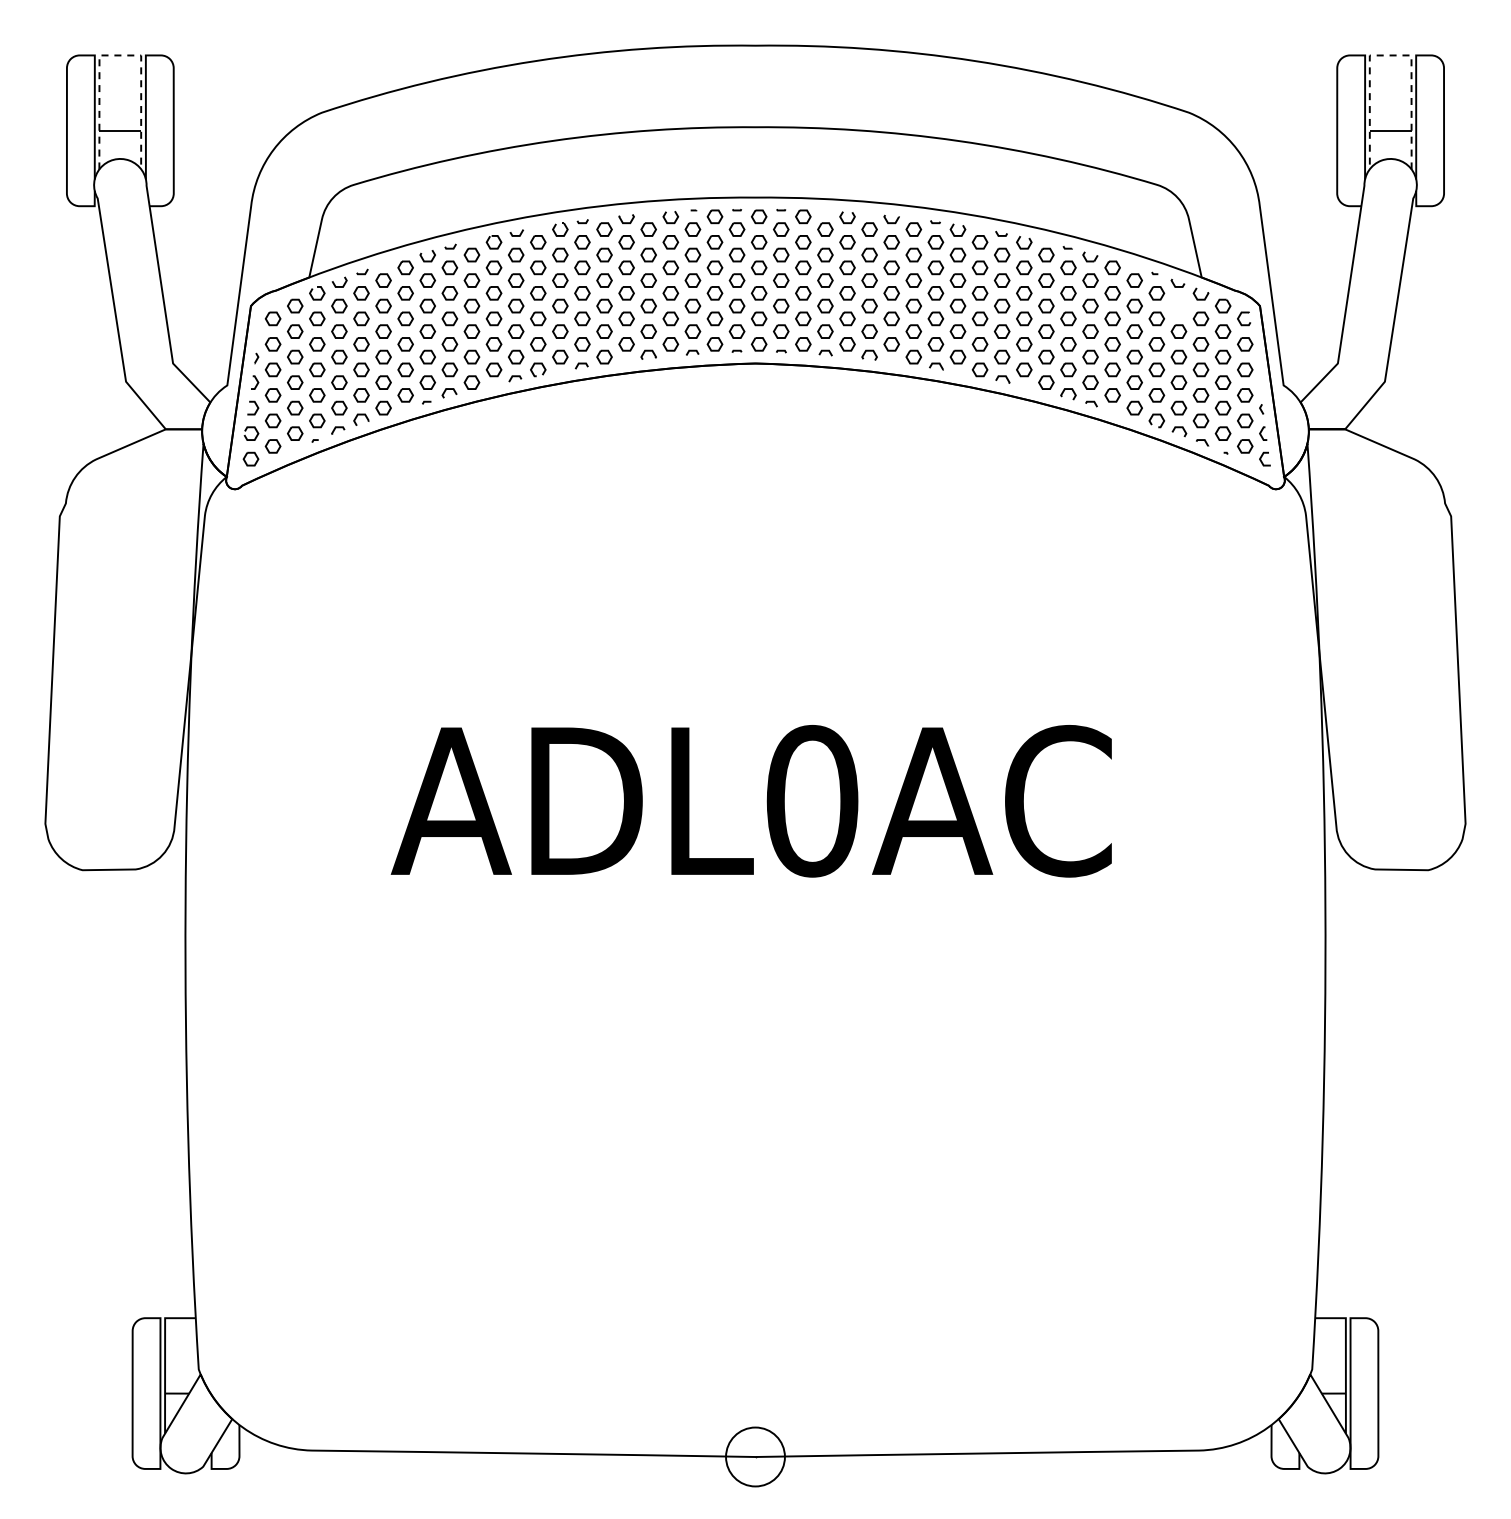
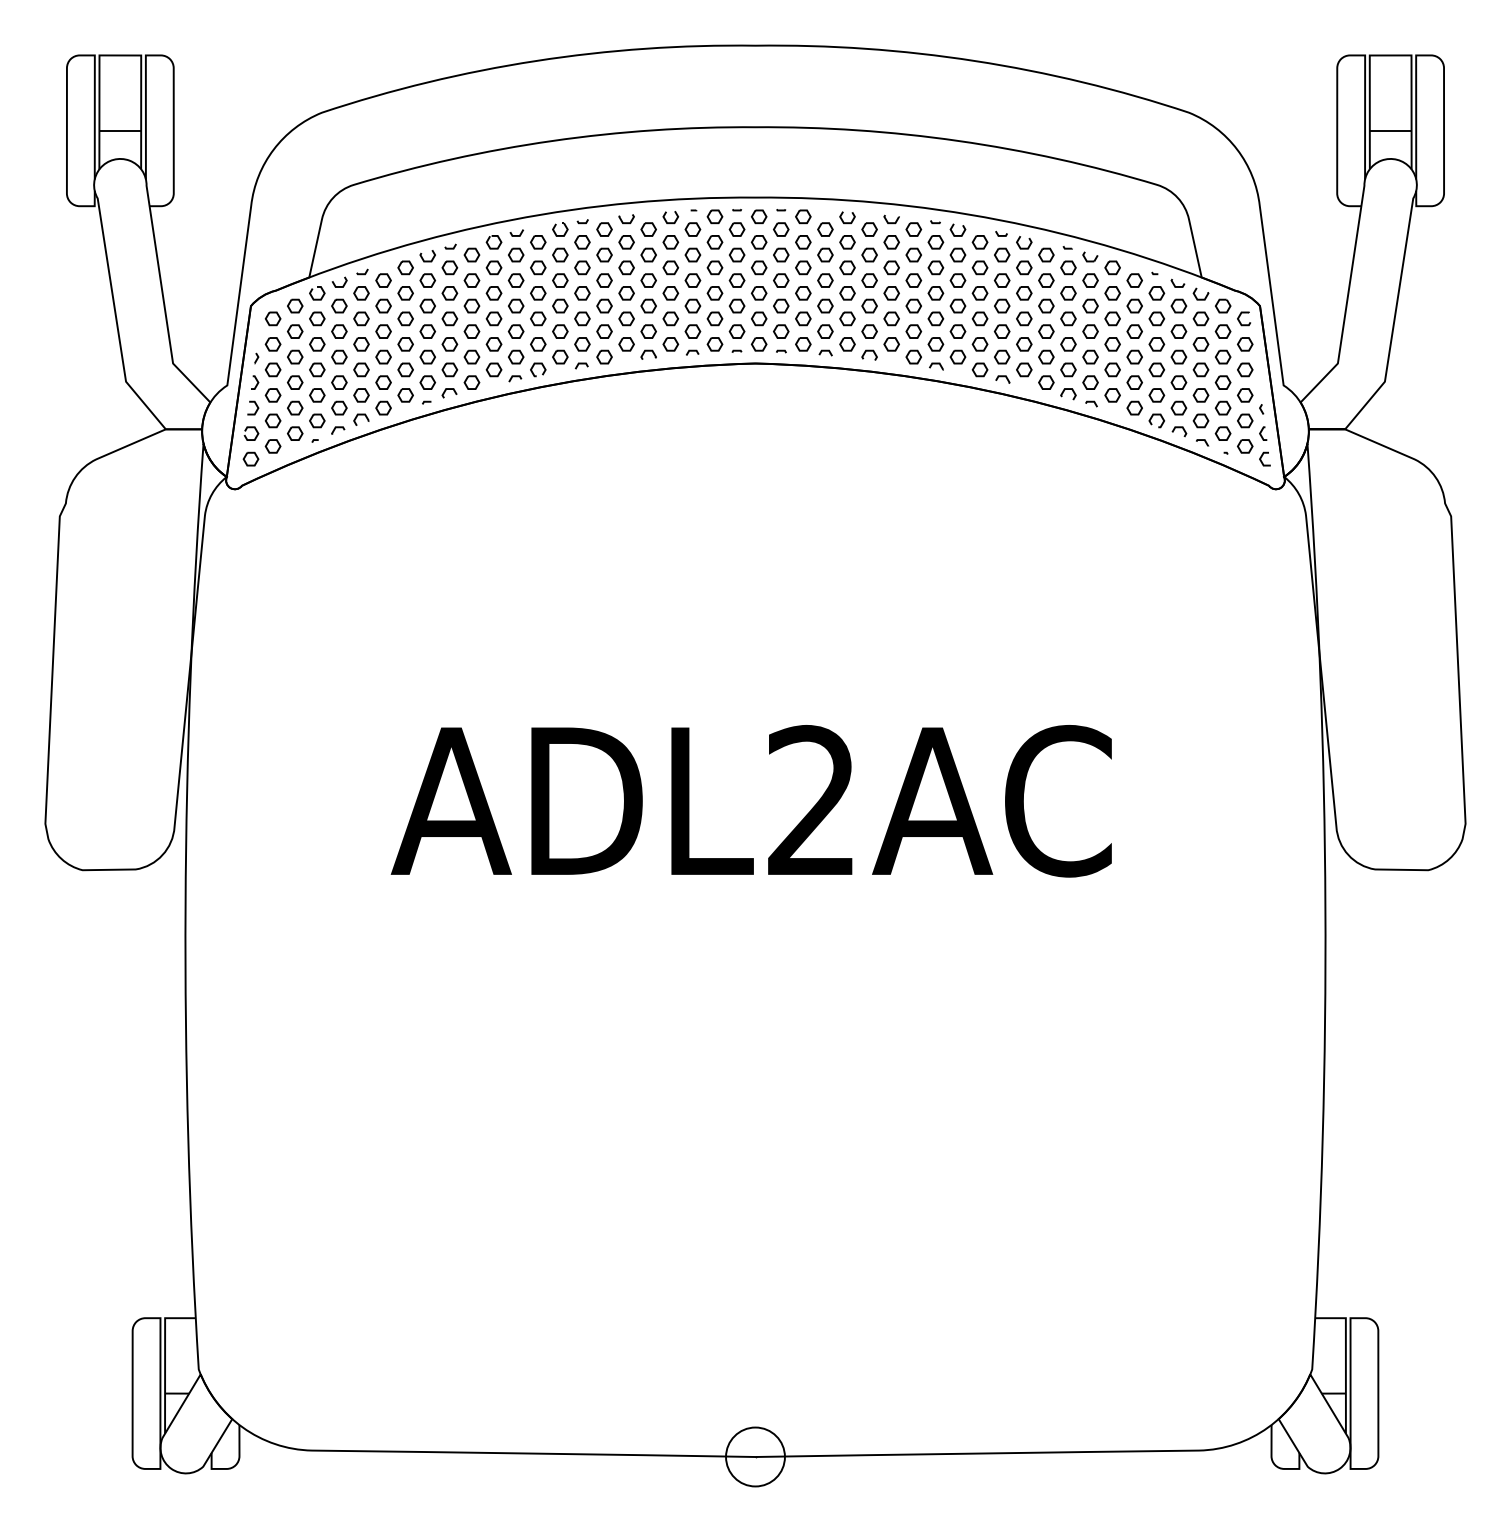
line: dashed -> solid (120, 55)
line: dashed -> solid (1390, 55)
part: none -> present (1178, 305)
text: ADL0AC -> ADL2AC (812, 801)
